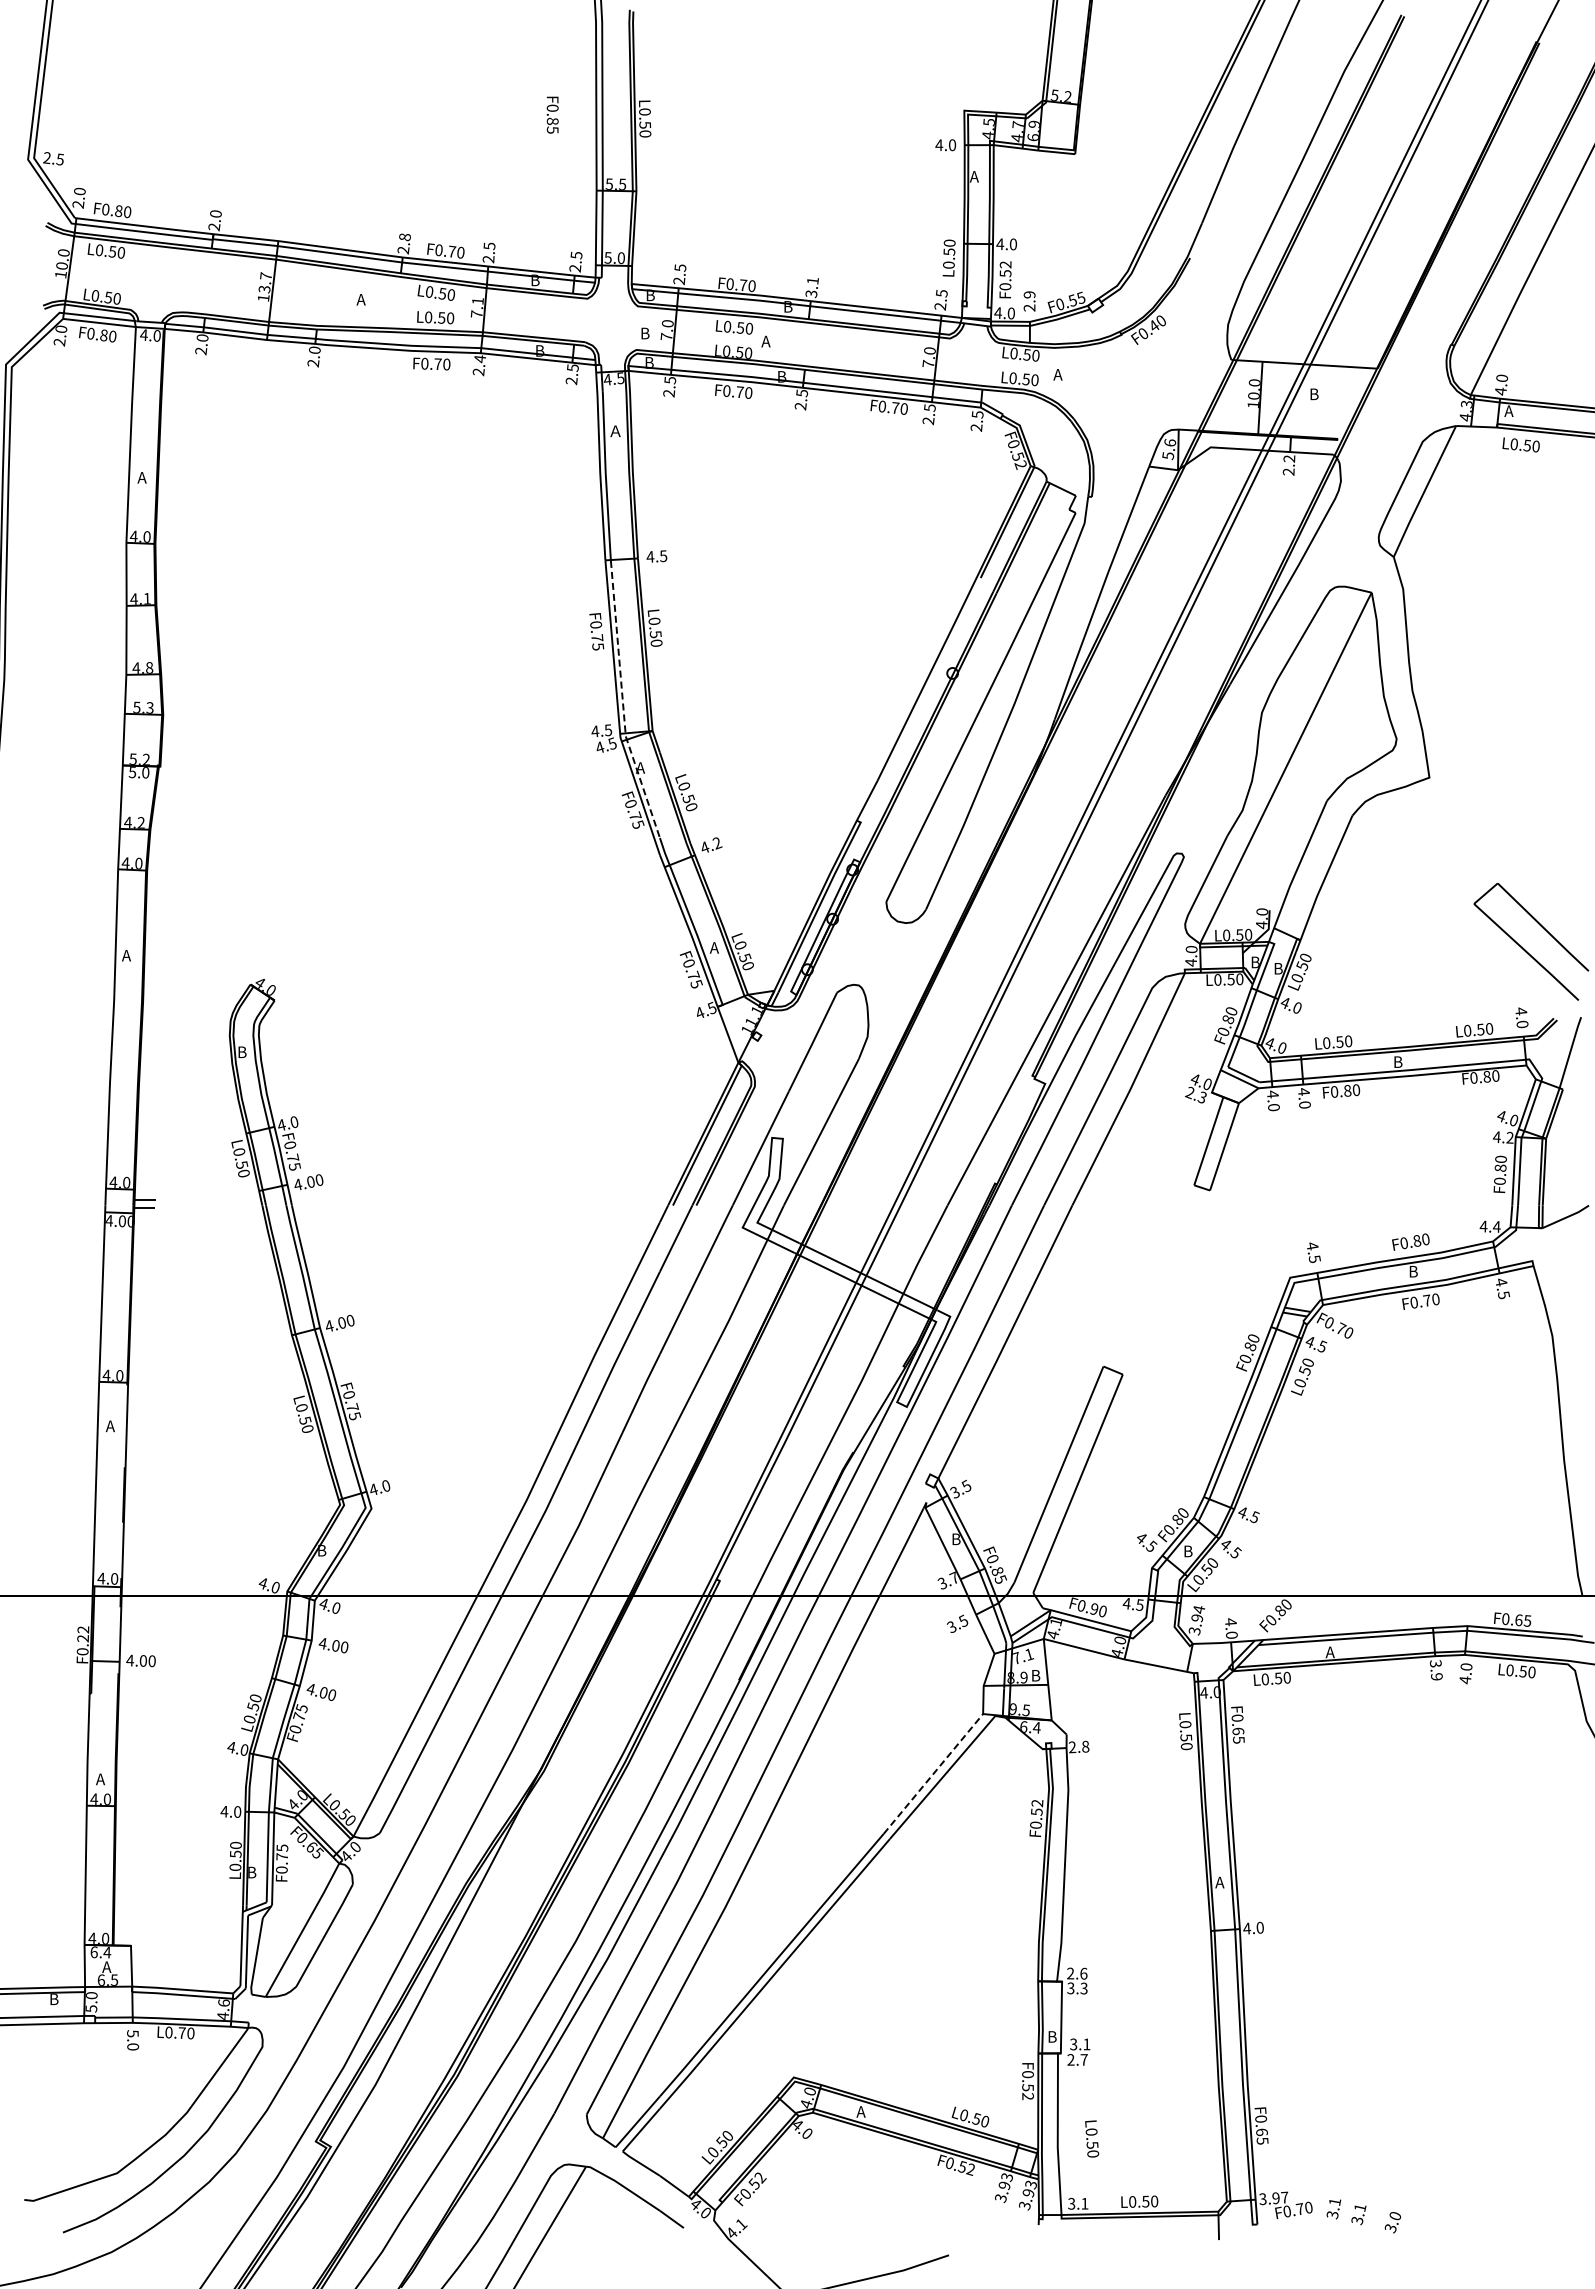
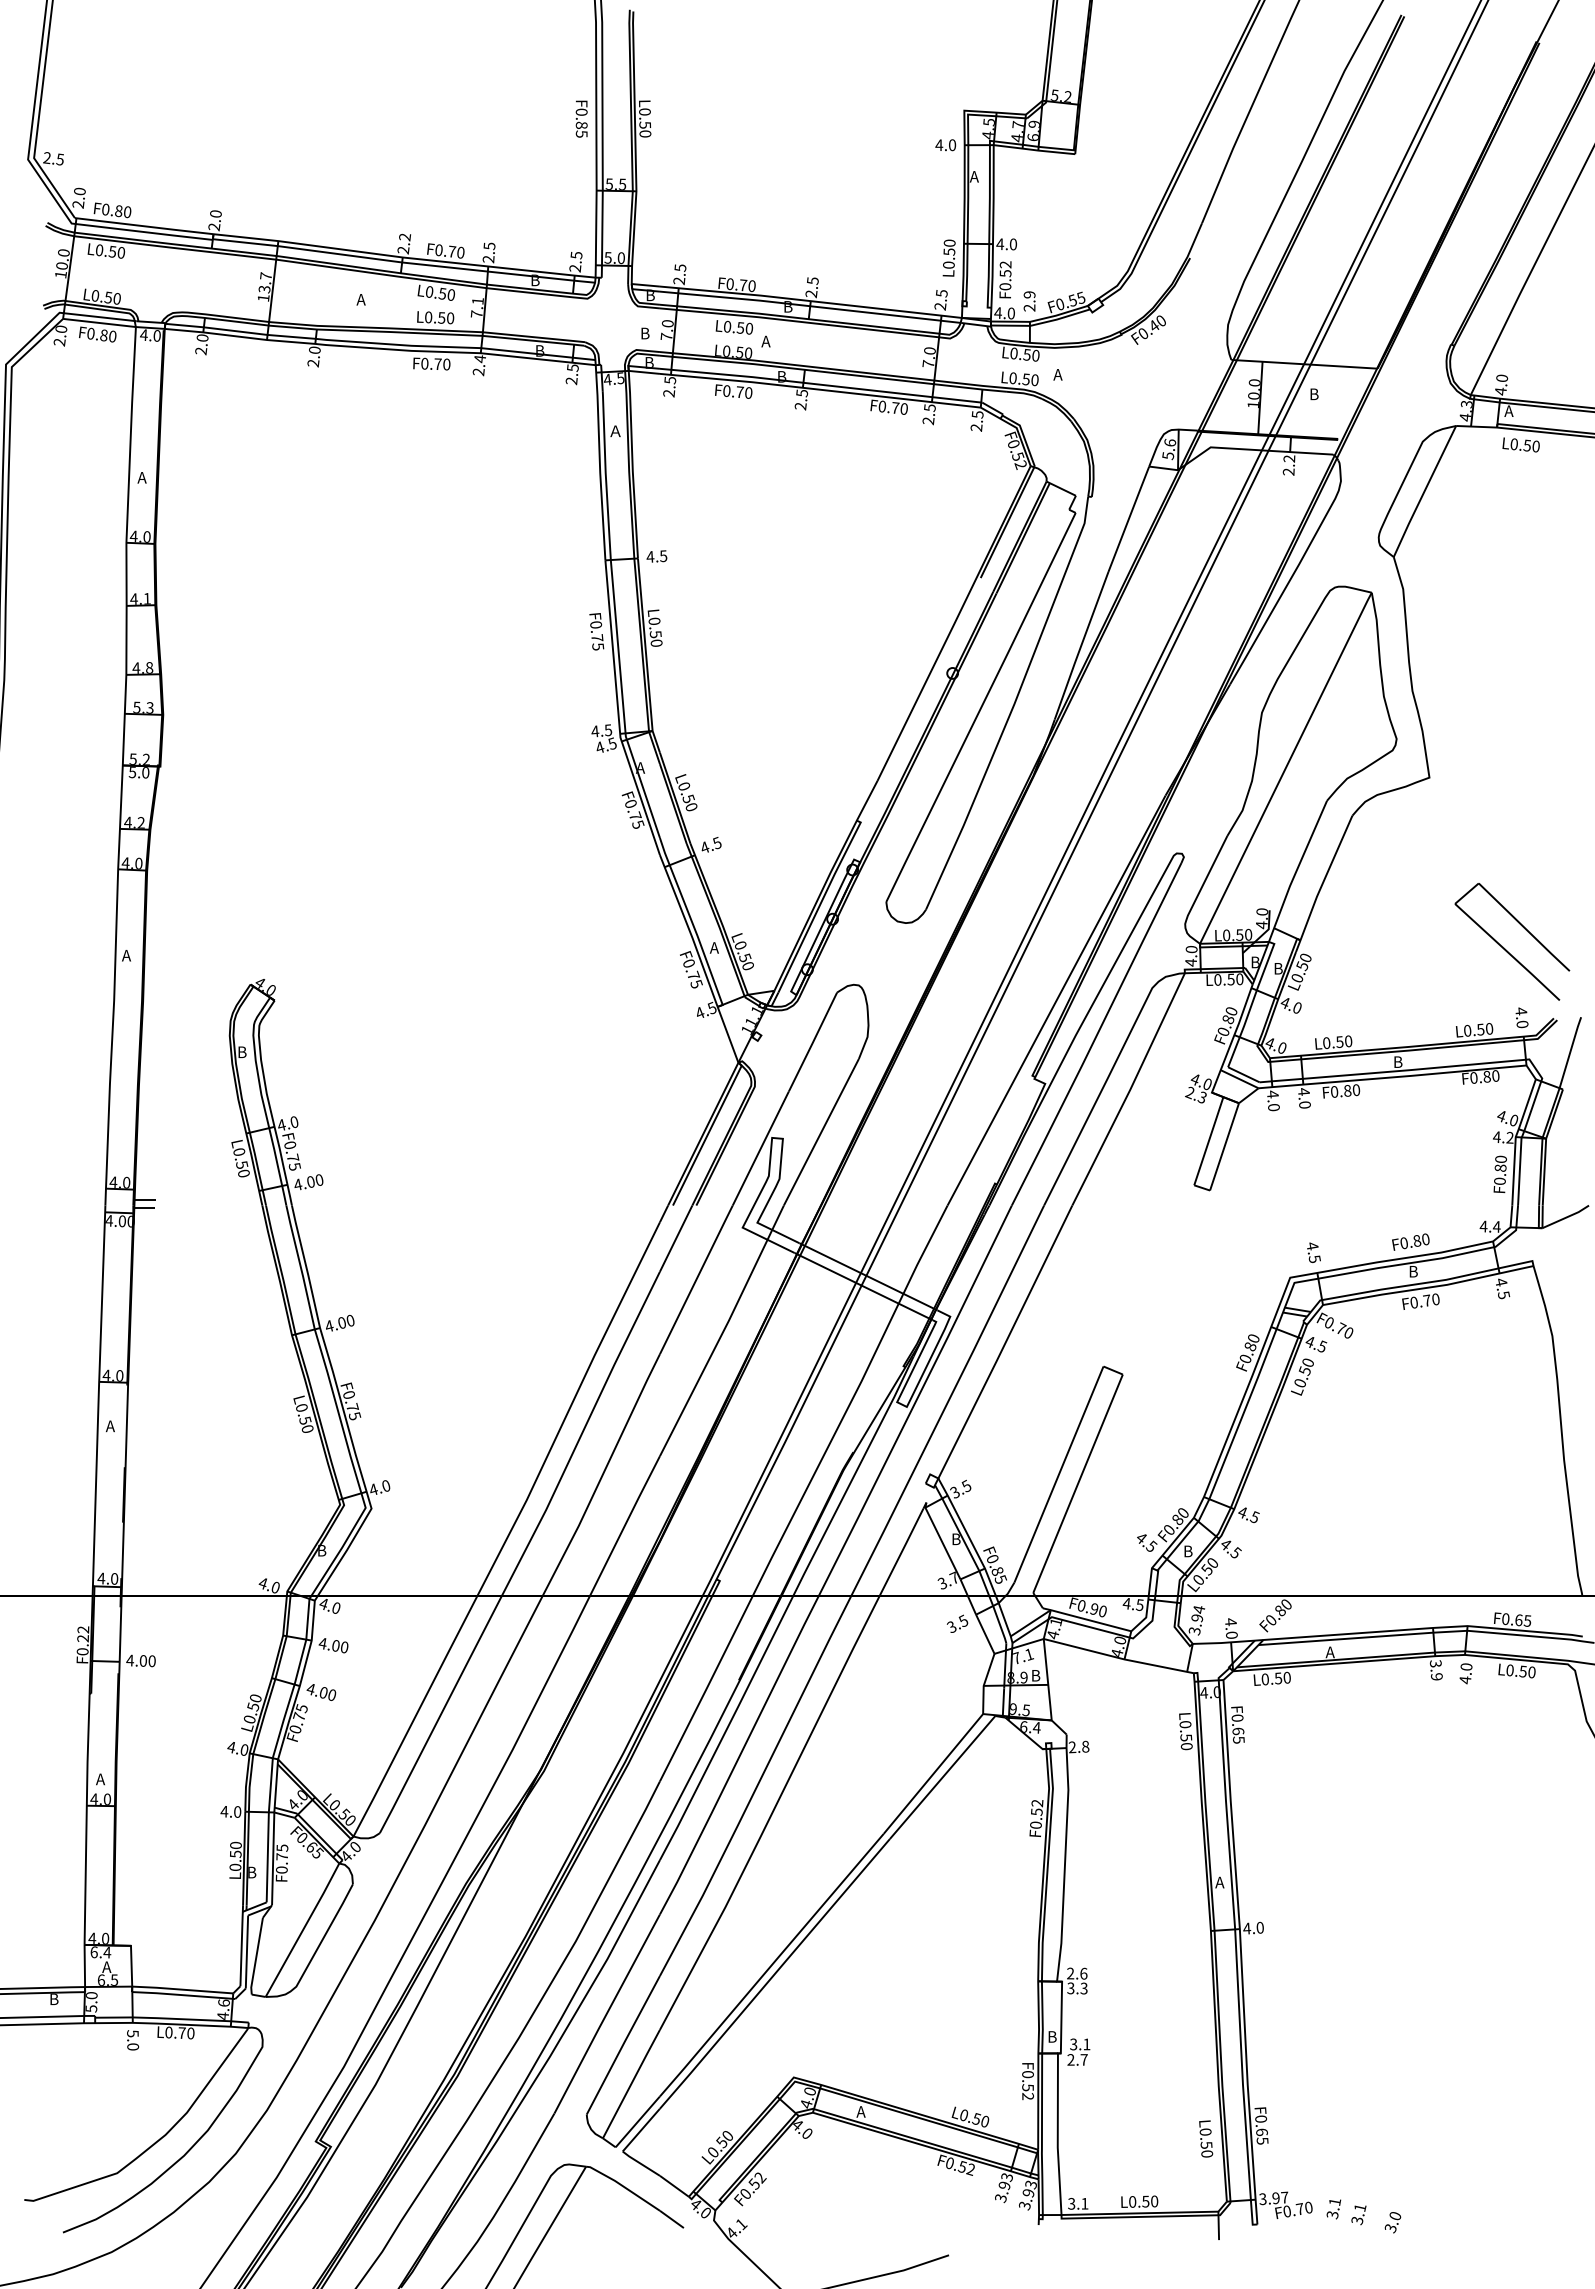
text position: (552, 114) -> (581, 118) (581, 118)
text: 2.8 -> 2.2 (405, 237)
text: 3.1 -> 2.5 (812, 287)
line: dashed -> solid (622, 702)
text: 4.2 -> 4.5 (717, 843)
part position: (1524, 948) -> (1505, 948) (1505, 948)
line: dashed -> solid (933, 1773)
text position: (1092, 2138) -> (1206, 2138) (1206, 2138)
